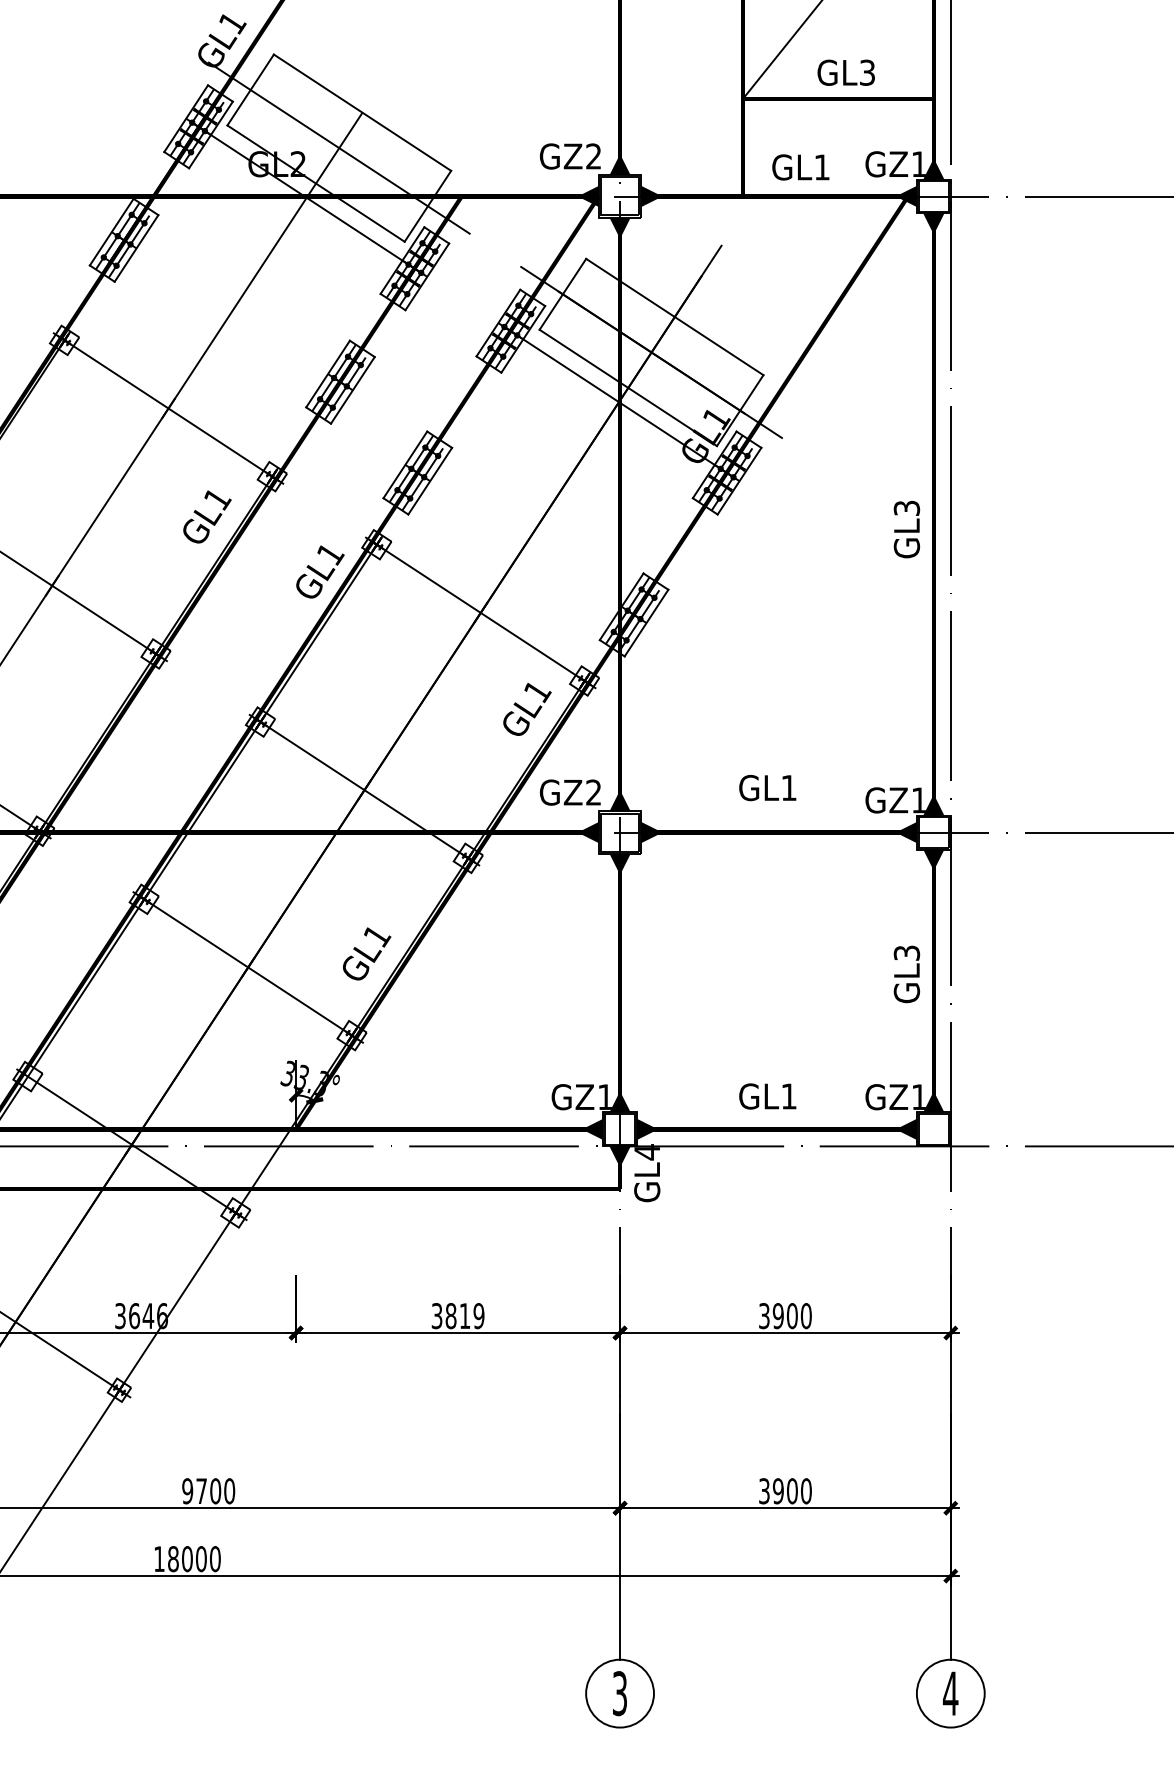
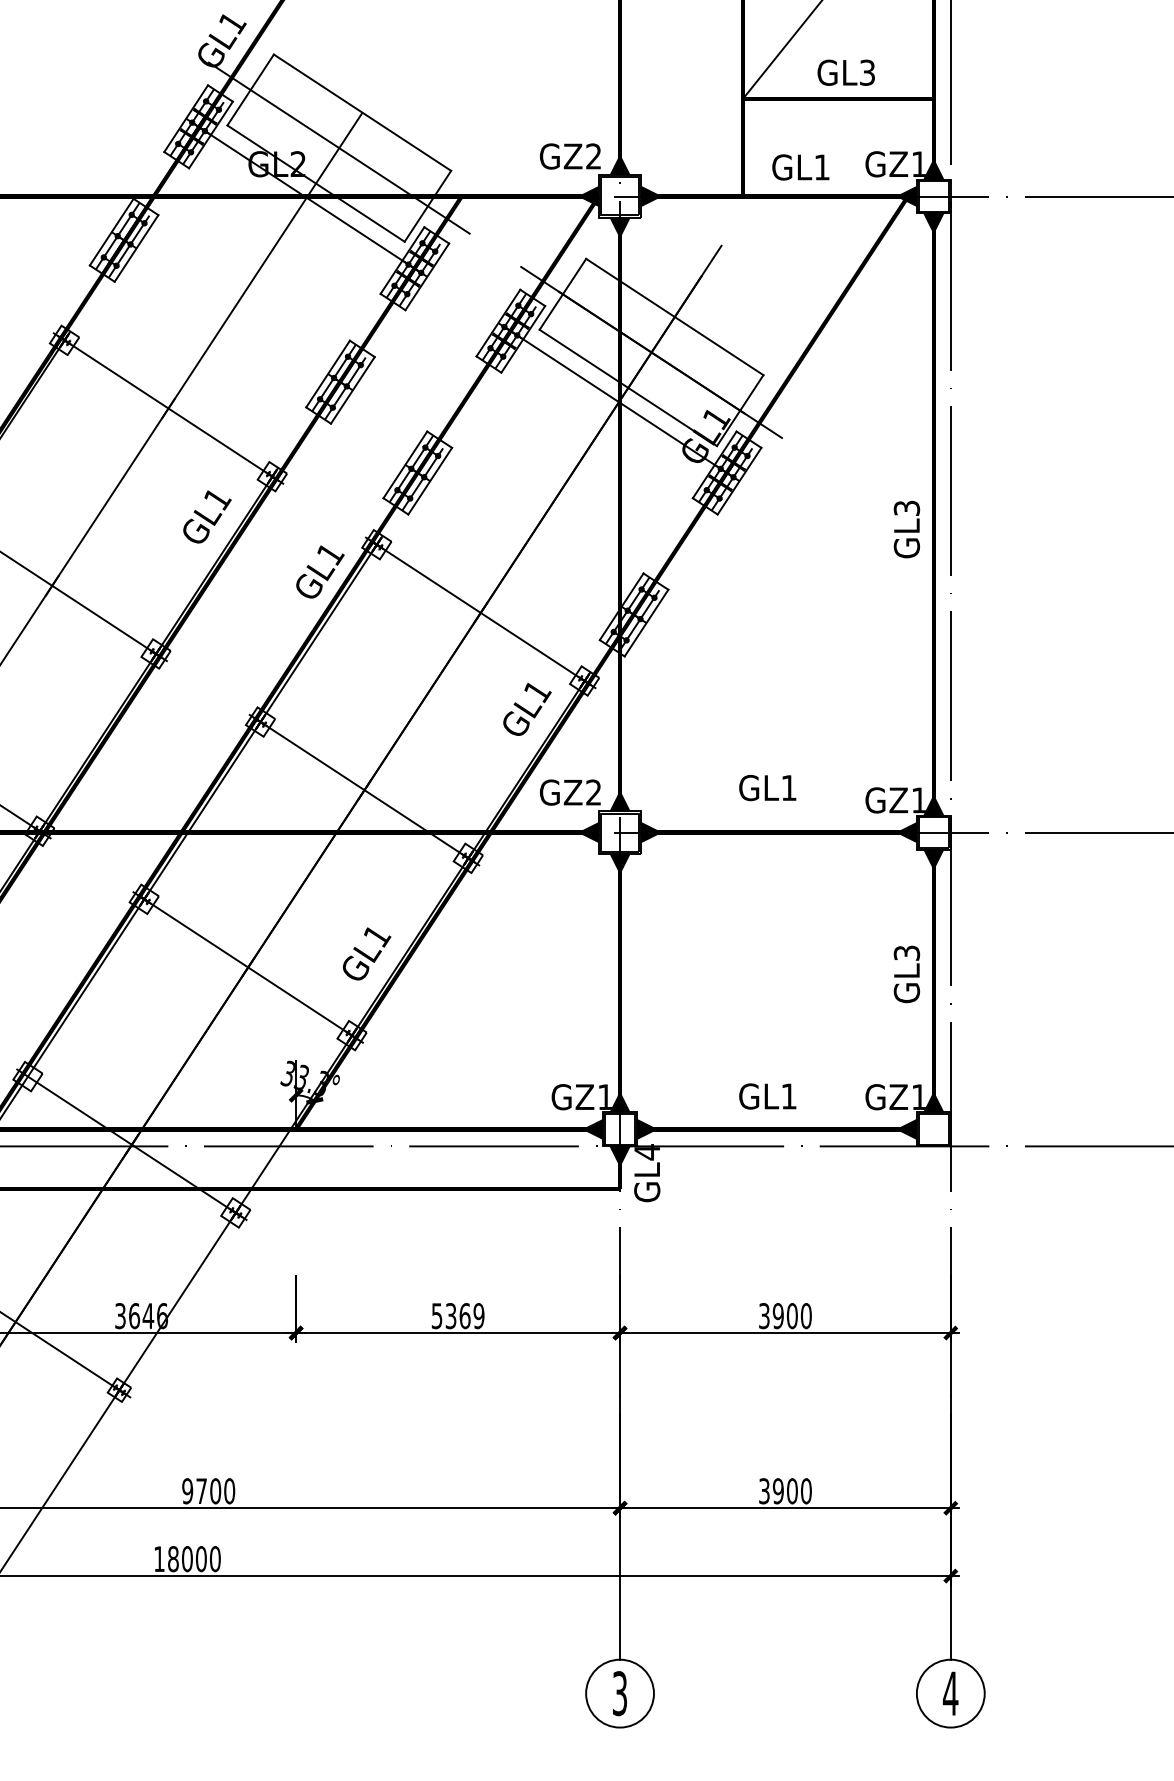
text: 3819 -> 5369 (451, 1316)
